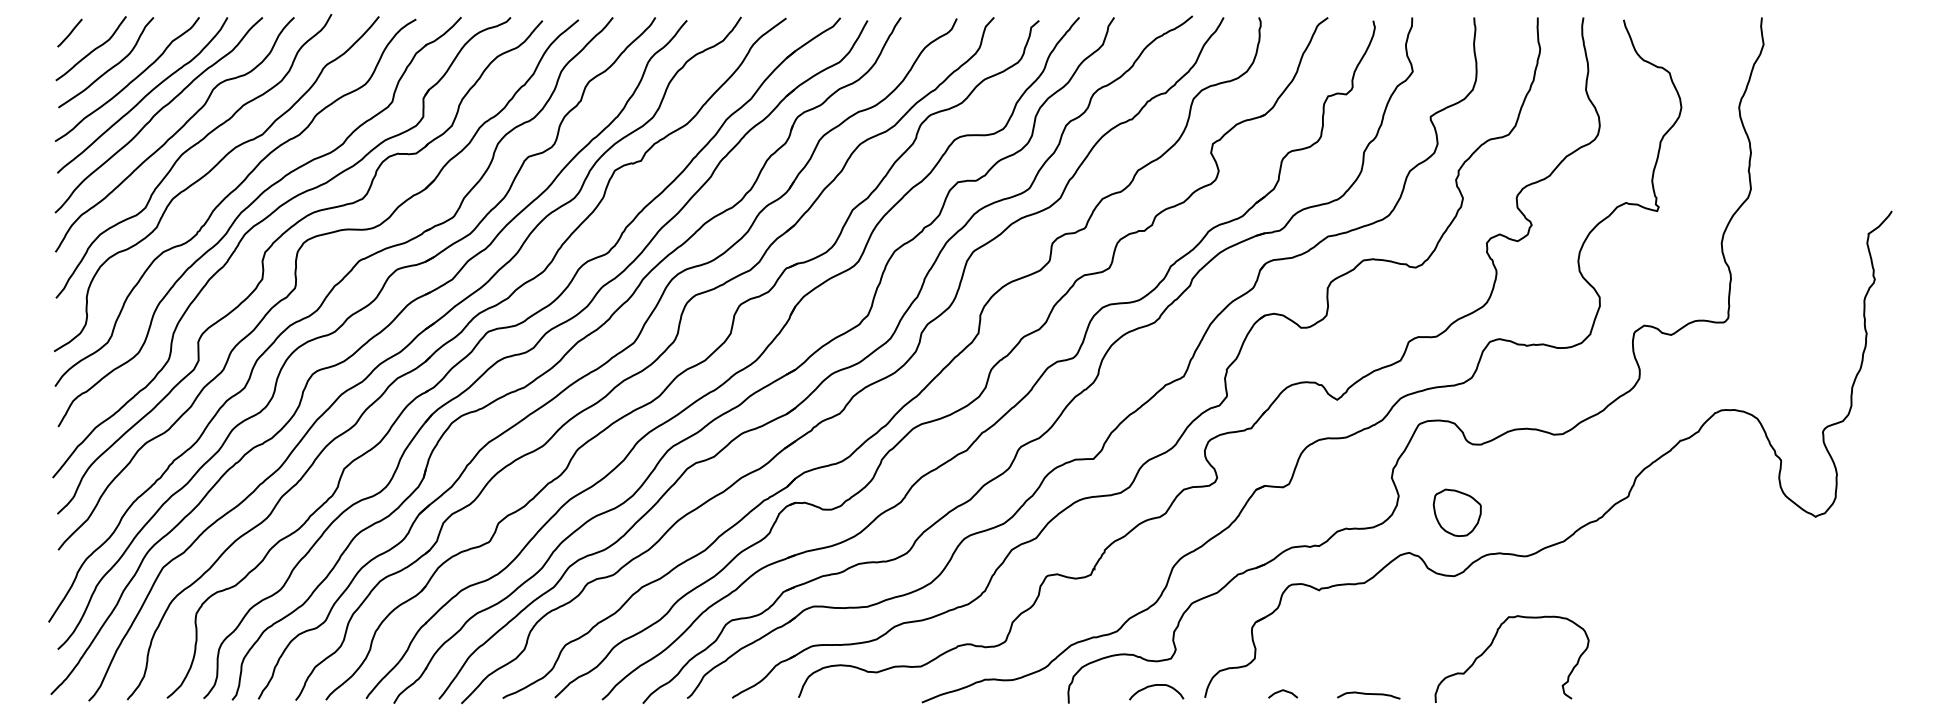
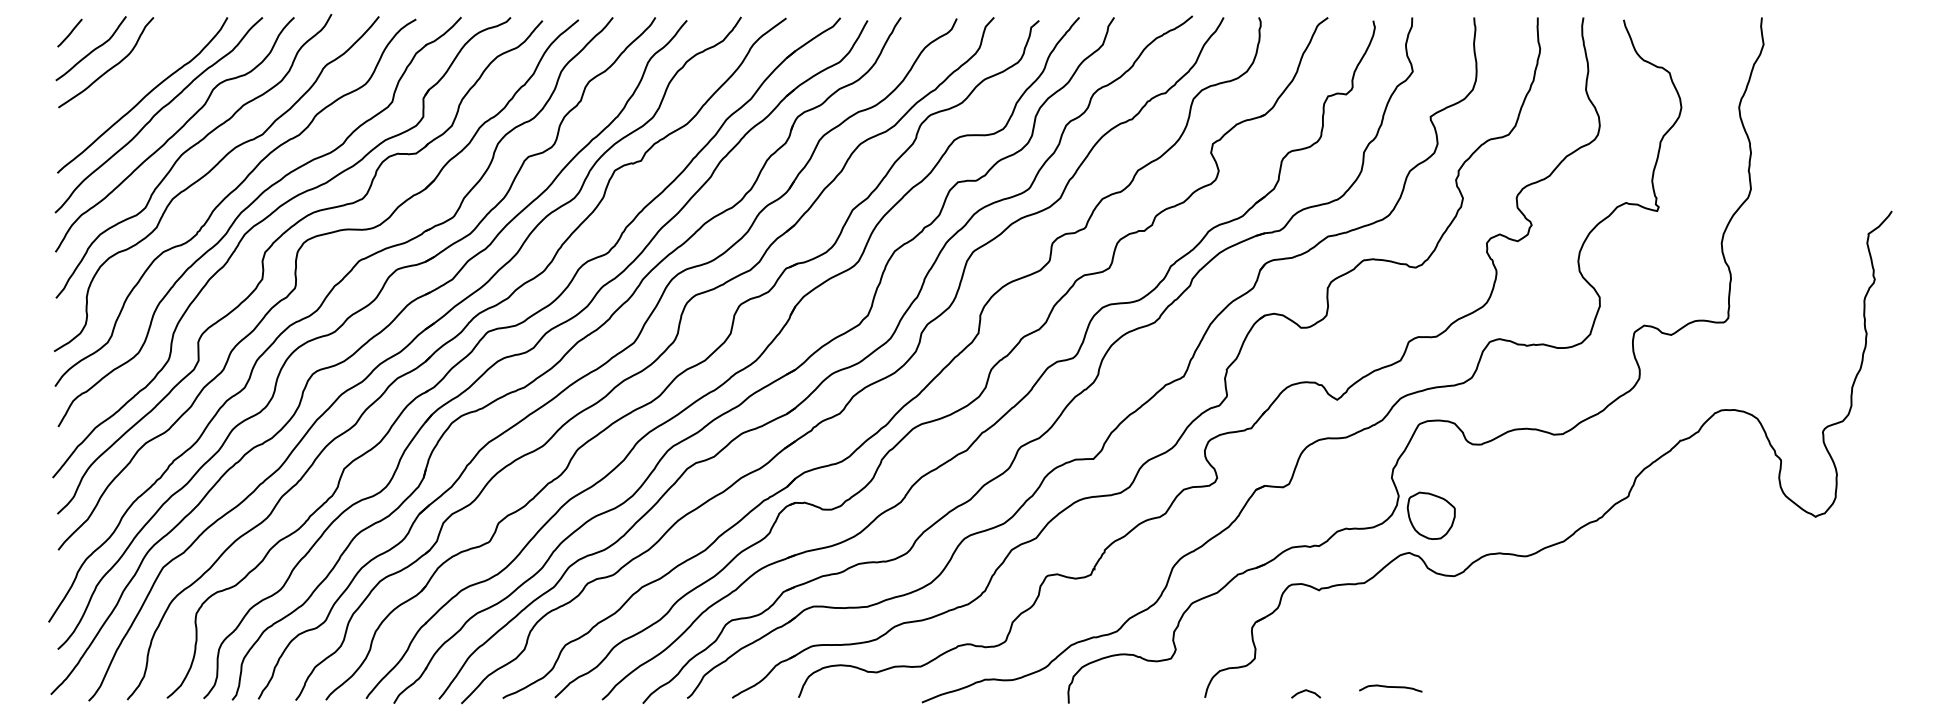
curve: present -> none (129, 82)
part position: (1456, 512) -> (1430, 515) (1430, 515)
curve: present -> none (1492, 644)
curve: present -> none (1154, 686)
curve position: (1283, 691) -> (1306, 691) (1306, 691)
curve position: (1368, 694) -> (1390, 687) (1390, 687)
